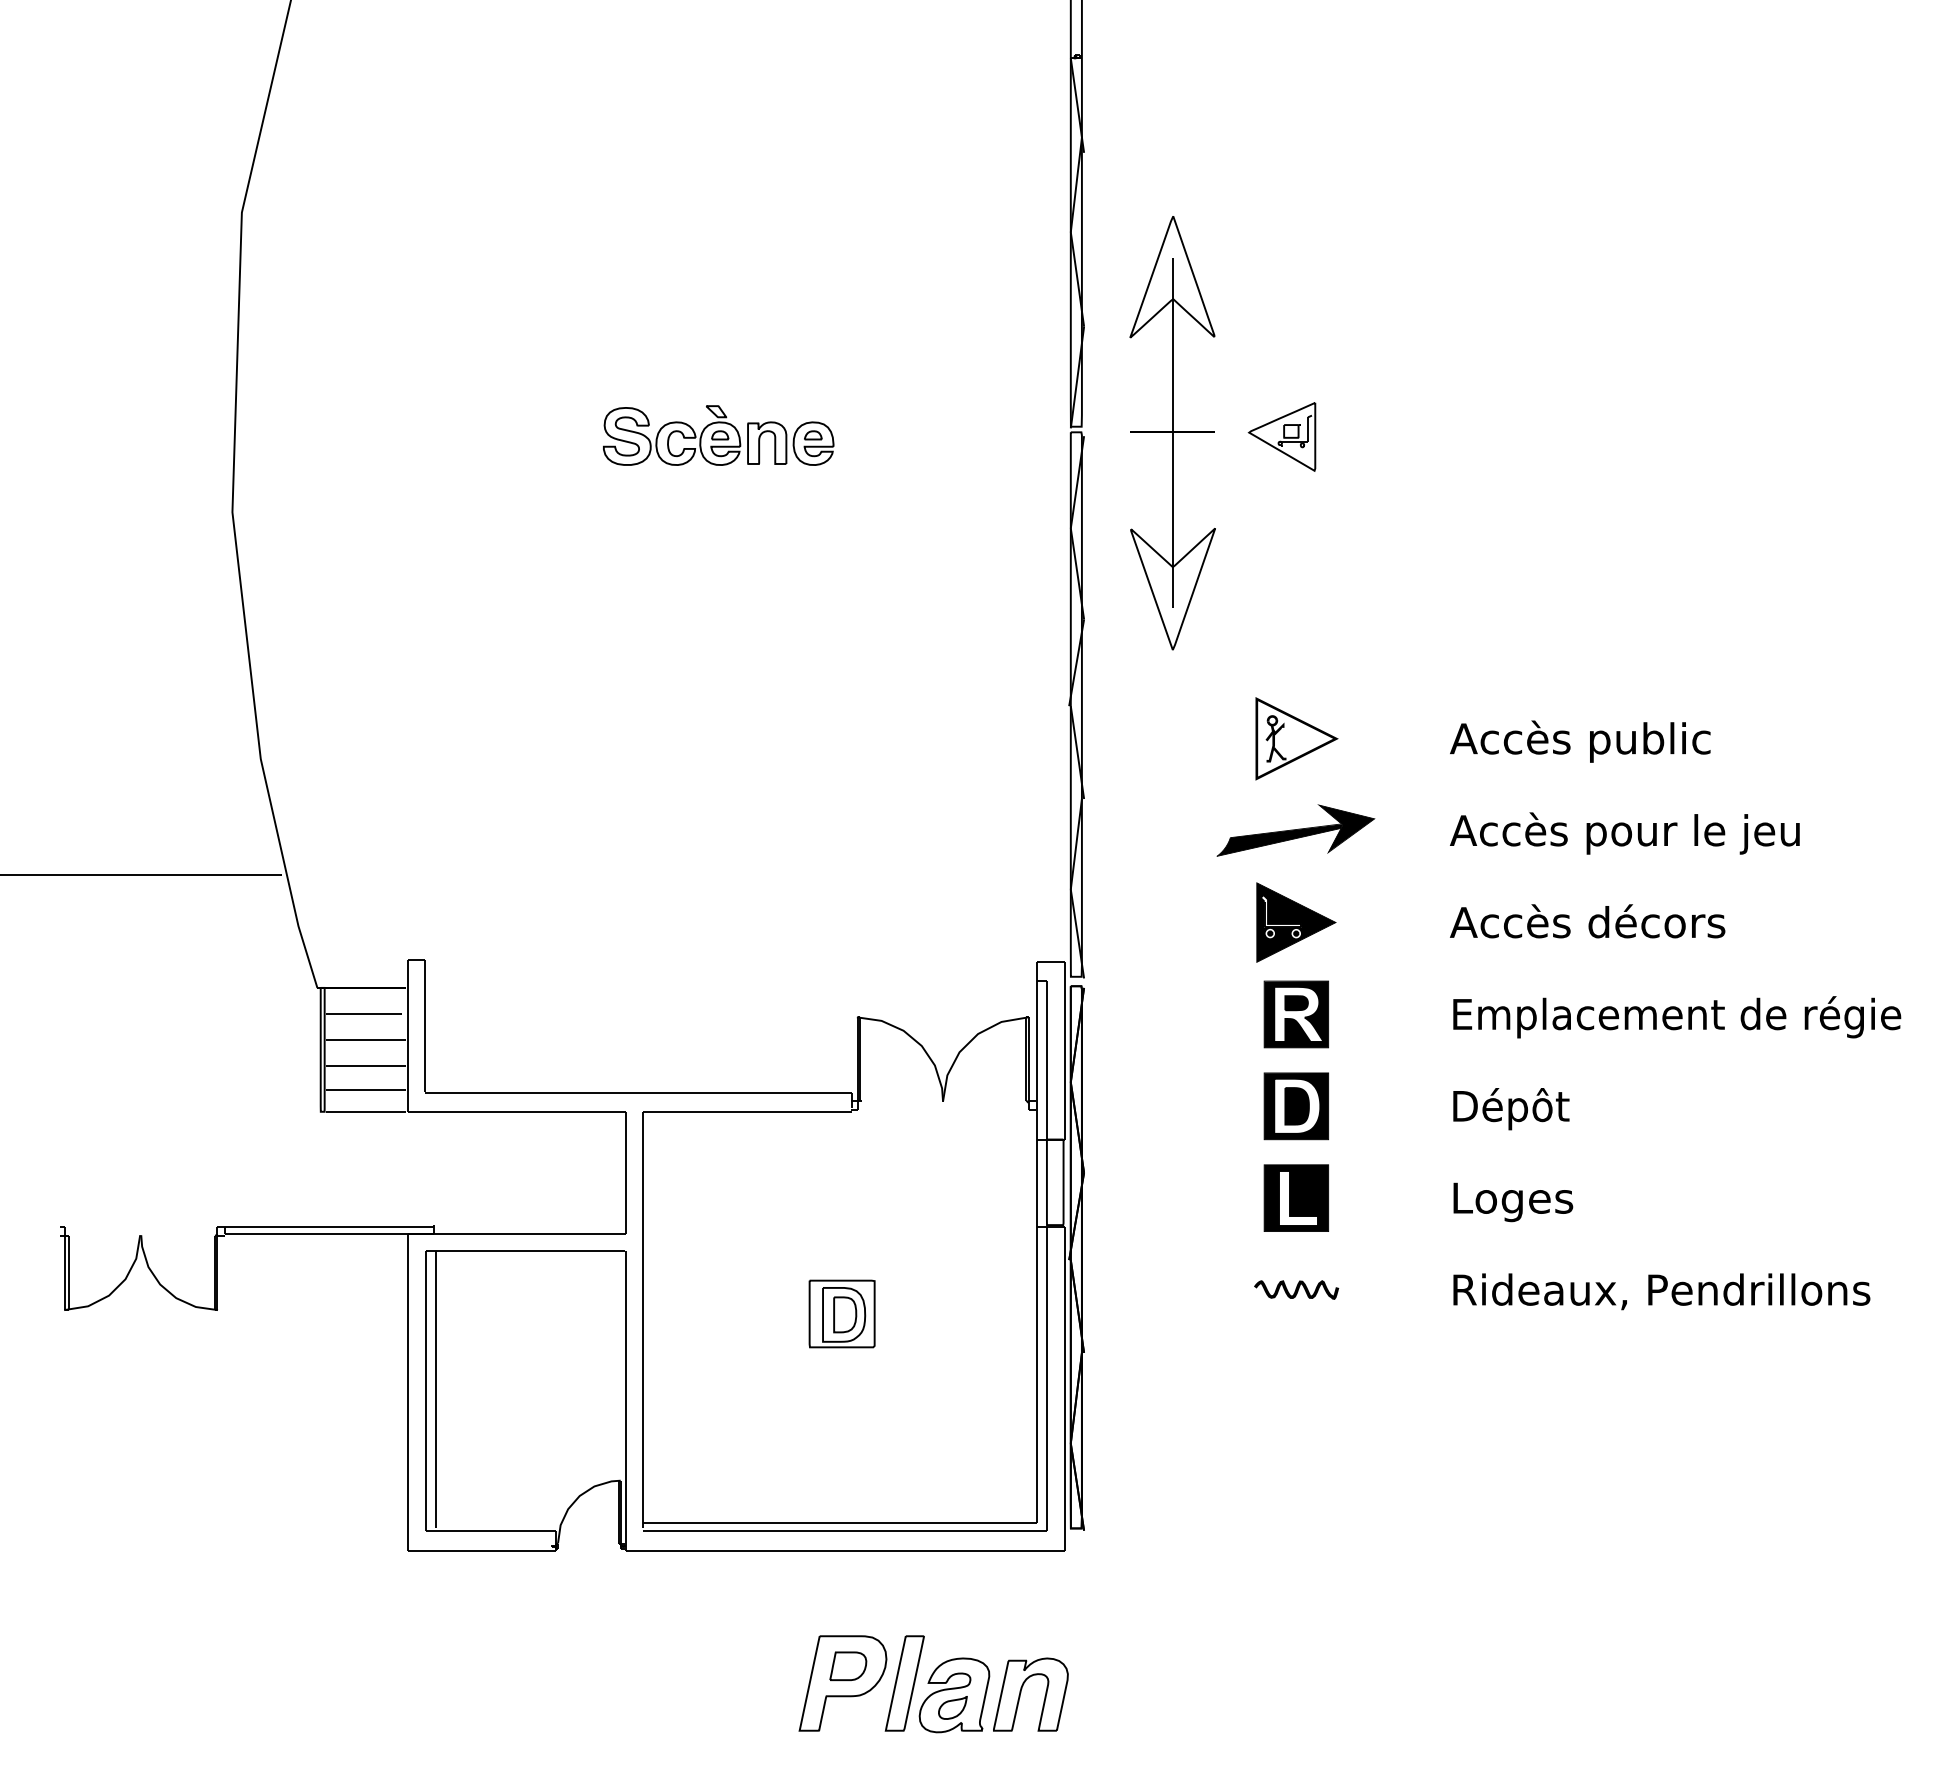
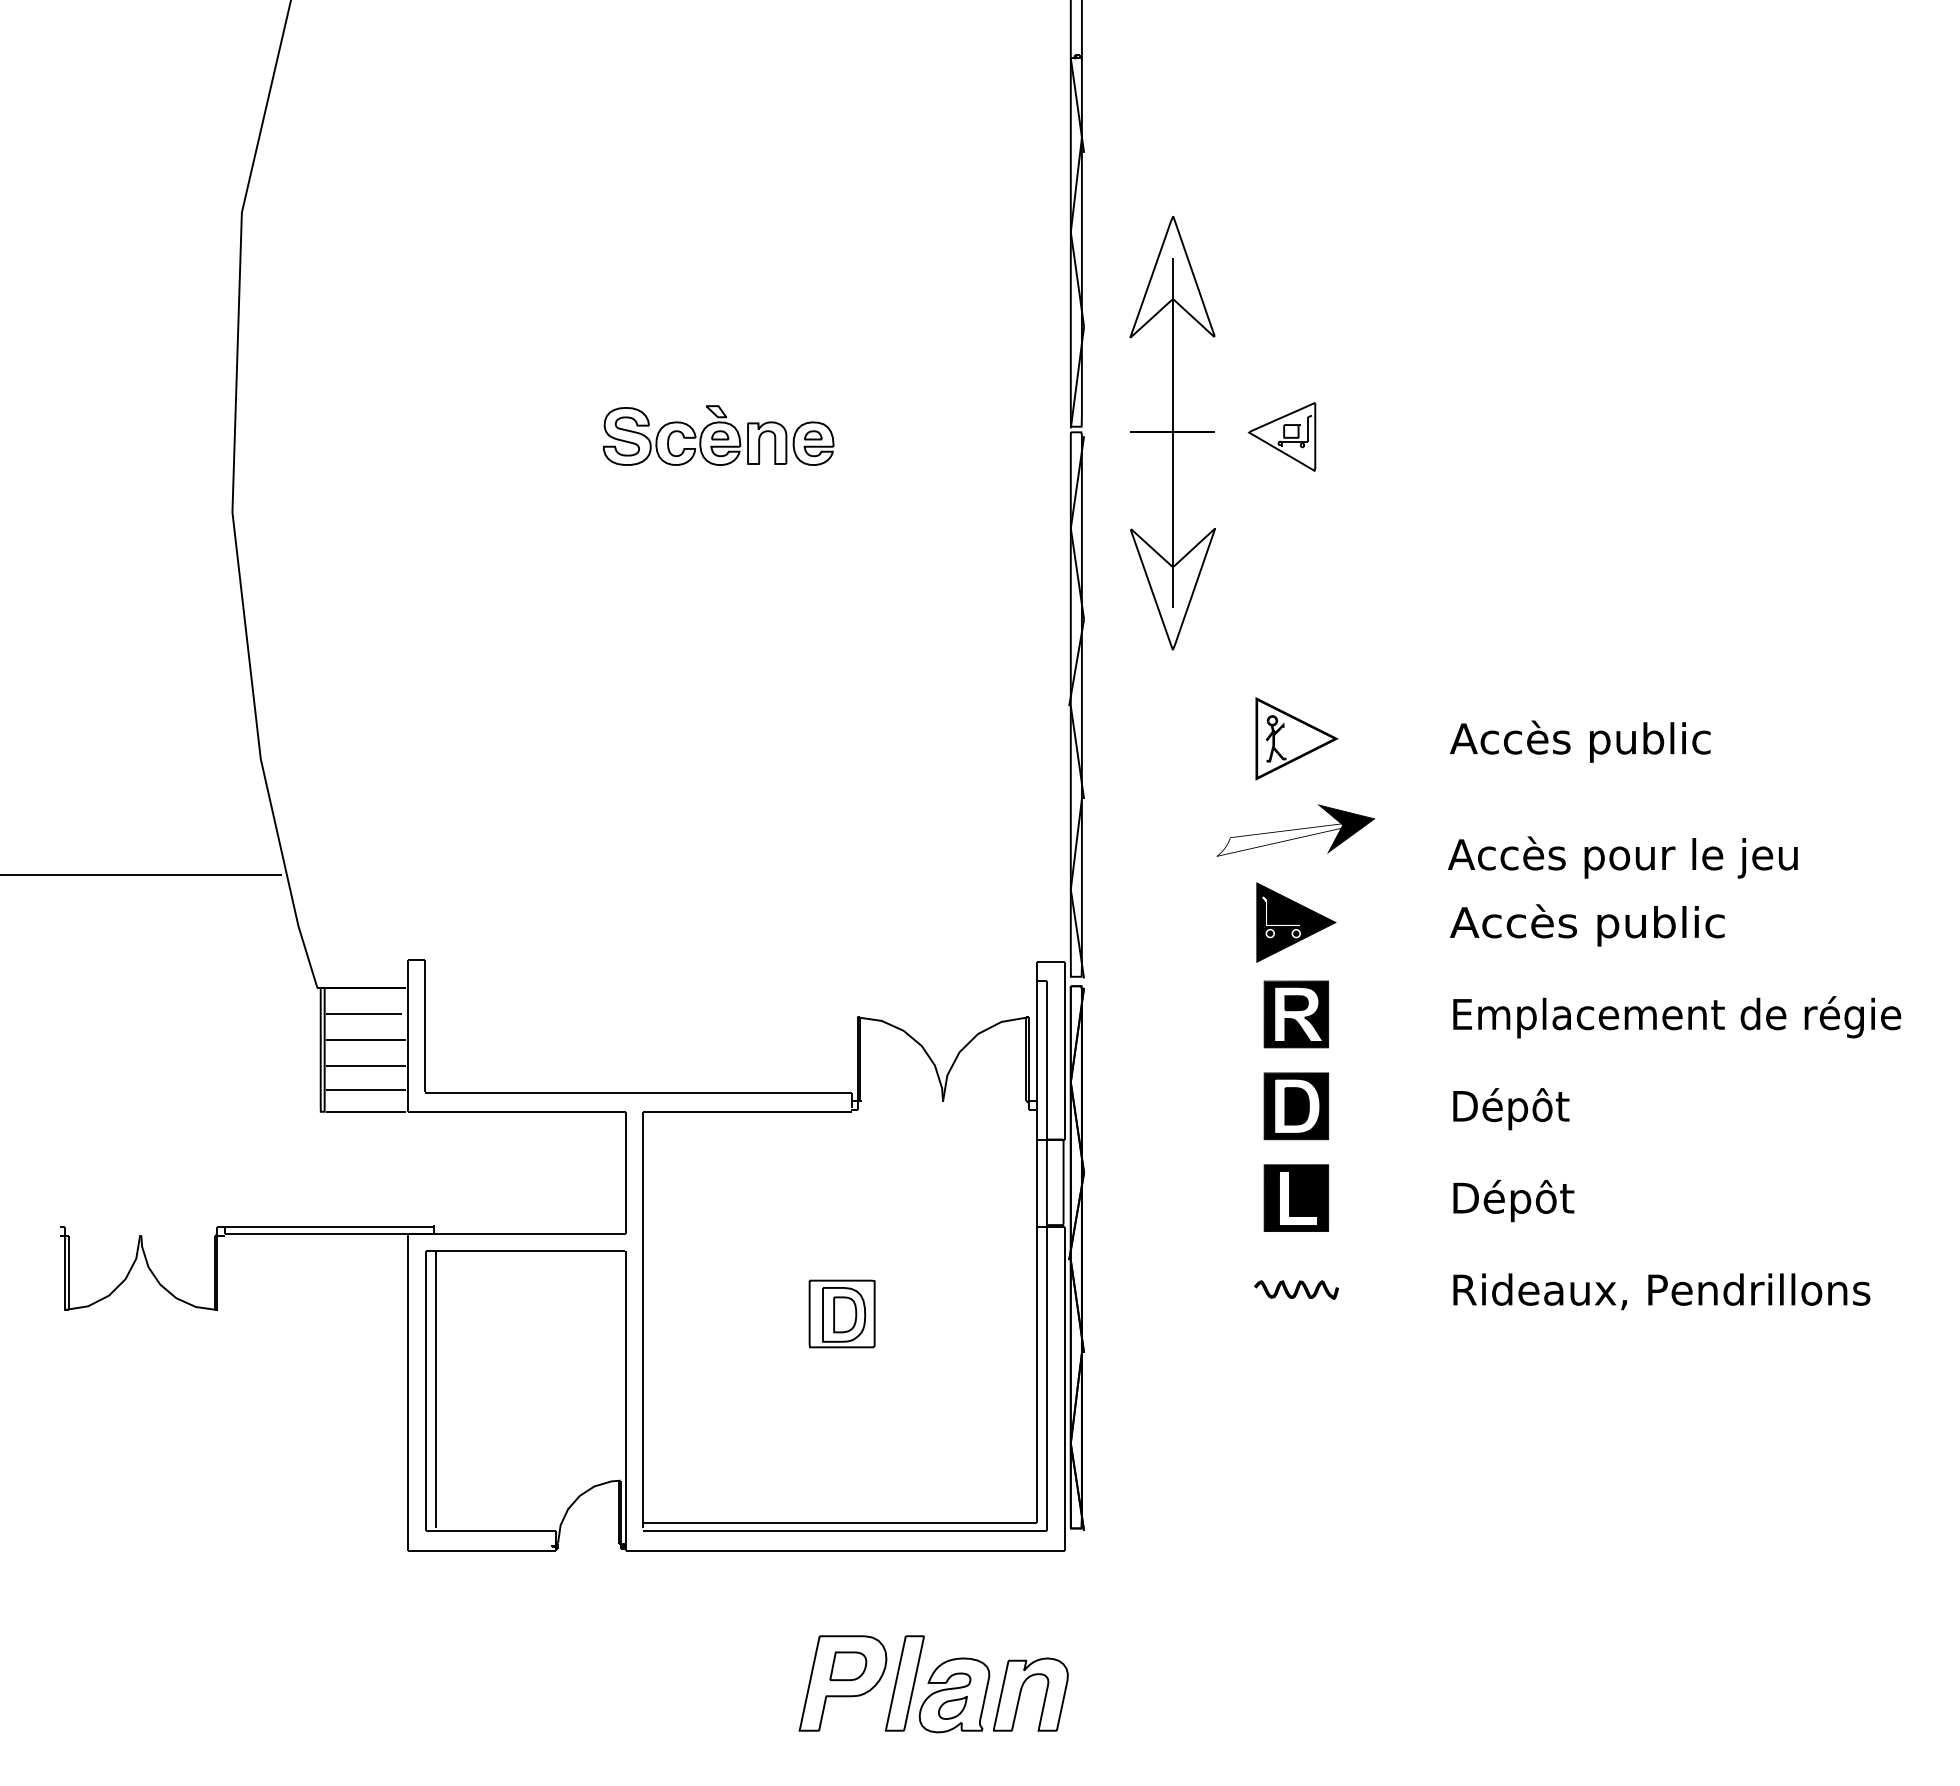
text position: (1624, 833) -> (1622, 857) (1622, 857)
fill: present -> none (1279, 840)
text: Accès décors -> Accès public (1588, 925)
text: Loges -> Dépôt (1513, 1200)
